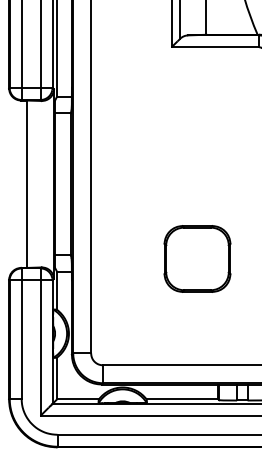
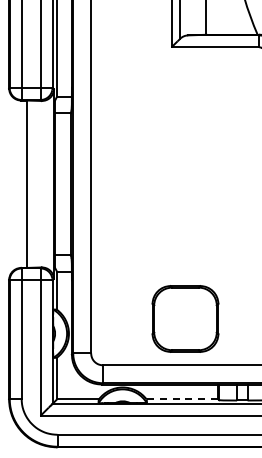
part position: (197, 258) -> (185, 318) (185, 318)
line: solid -> dashed (182, 399)
